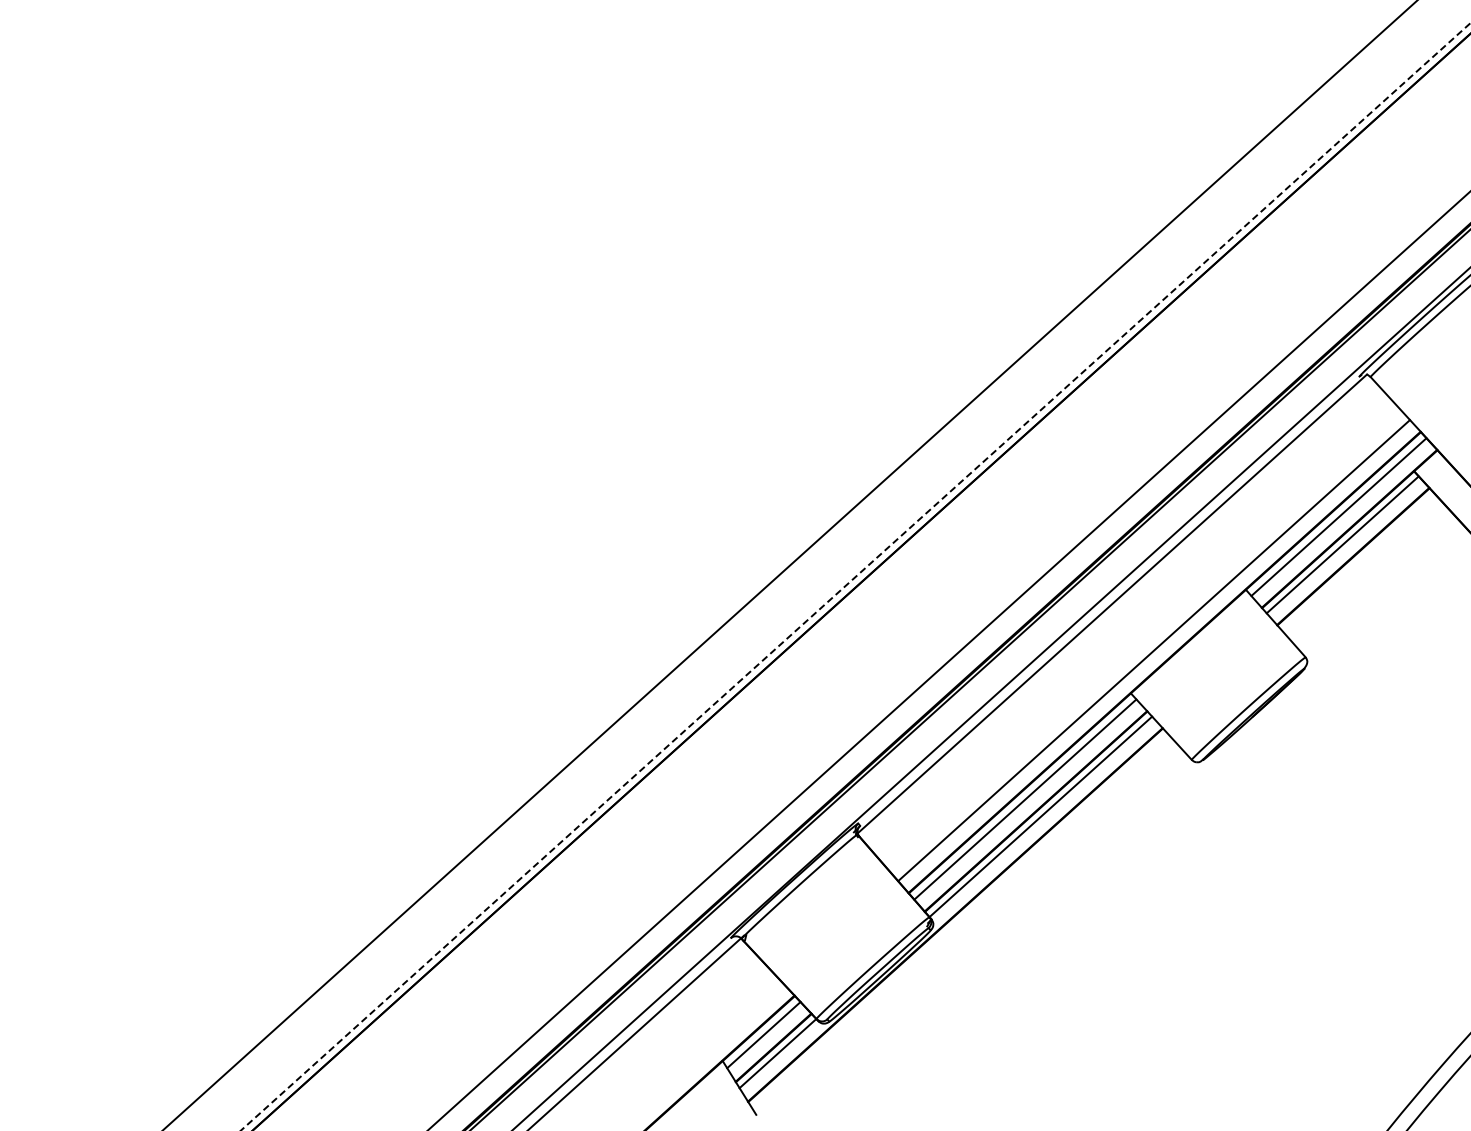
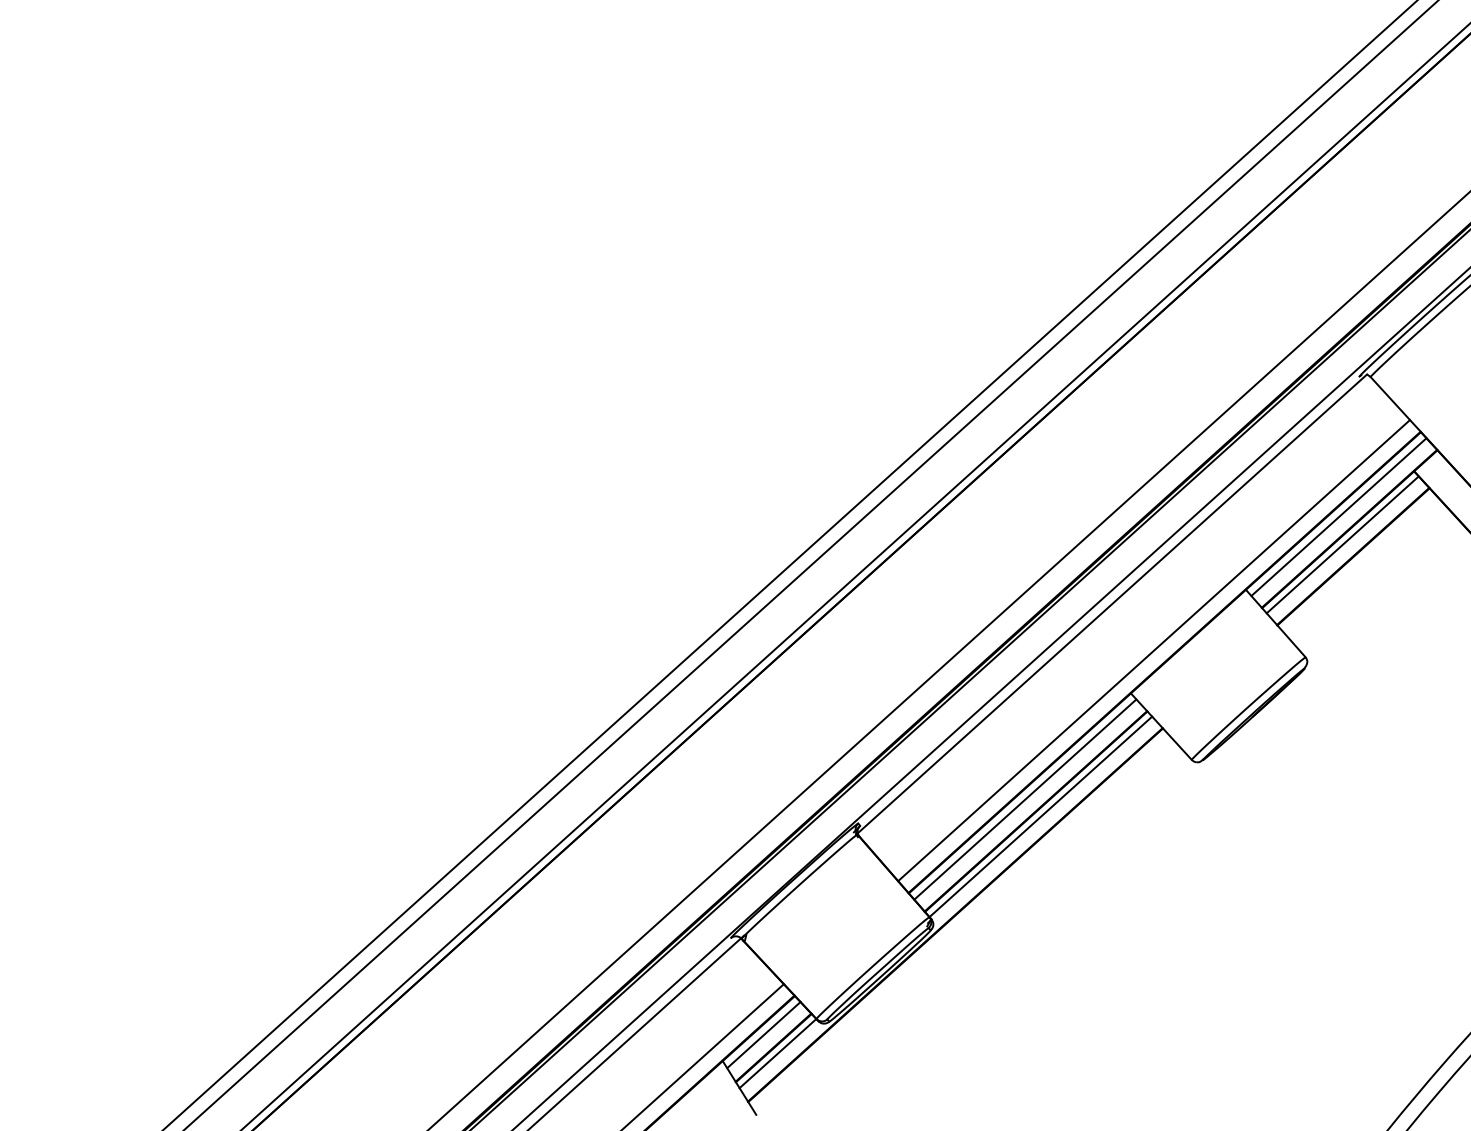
line: none -> present (811, 564)
line: dashed -> solid (856, 576)
line: none -> present (703, 1055)
